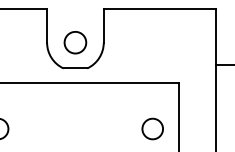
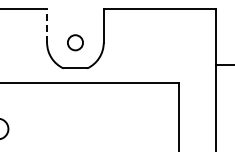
line: solid -> dashed (47, 25)
circle size: 25x24 px -> 17x18 px (75, 42)
circle: present -> none (152, 128)
